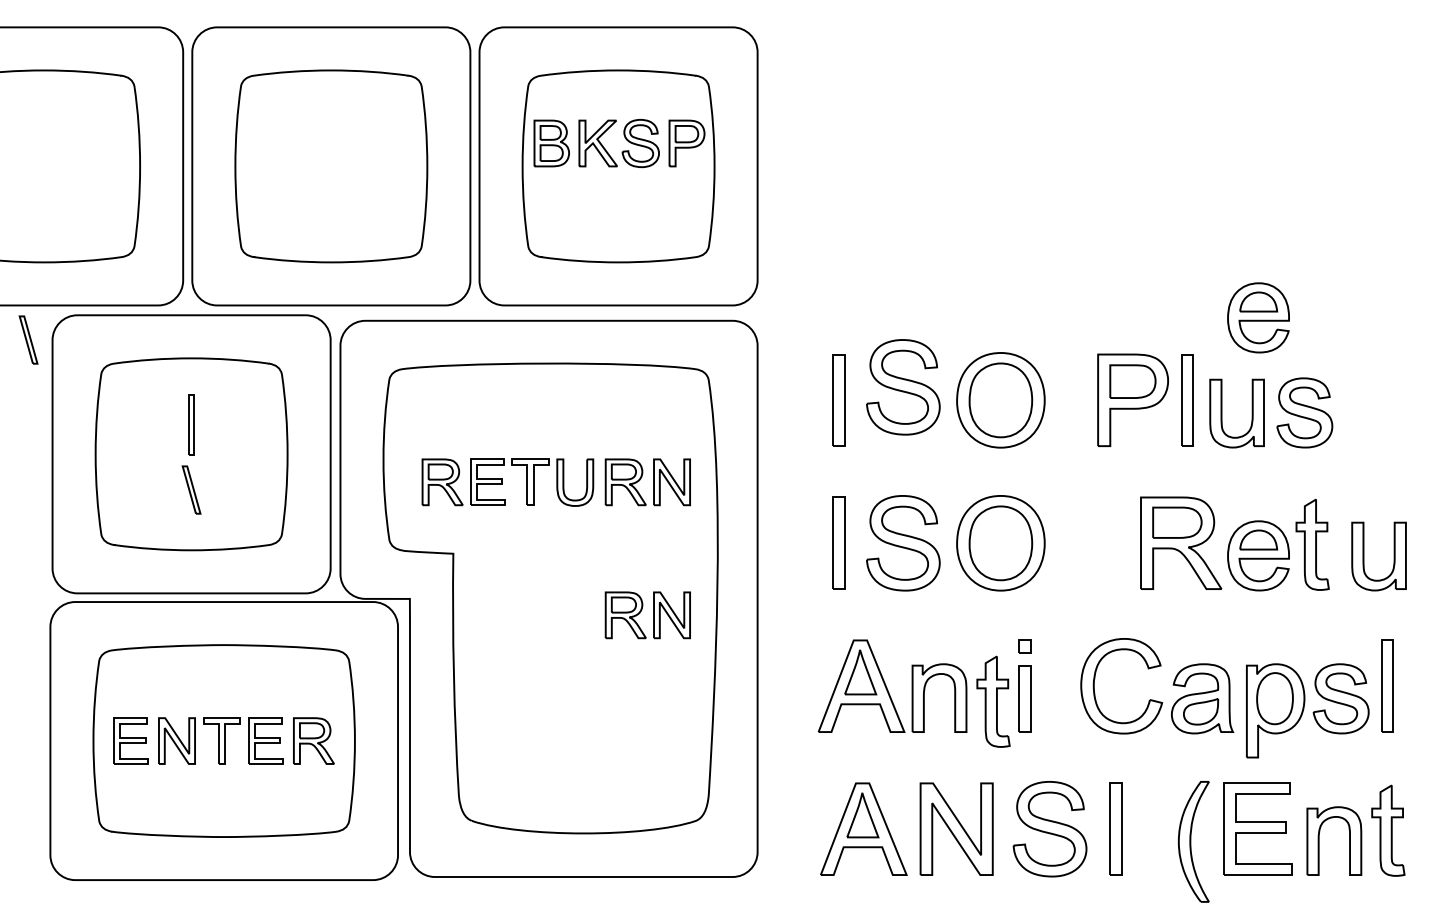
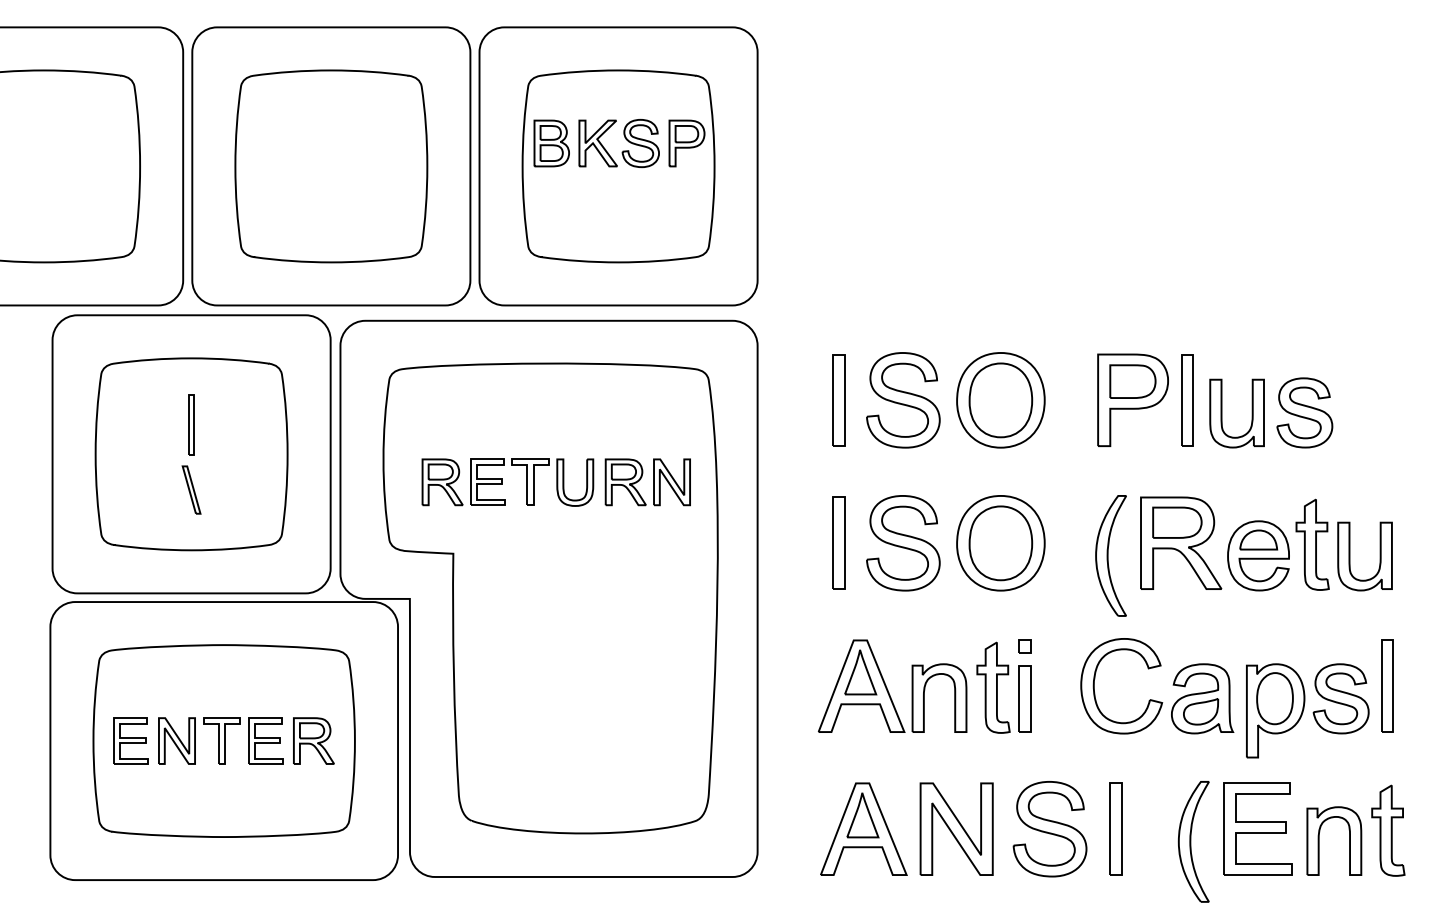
part: present -> none (1258, 317)
part: present -> none (28, 339)
part position: (903, 387) -> (903, 400) (903, 400)
part: none -> present (1110, 555)
part position: (1364, 556) -> (1350, 556) (1350, 556)
part: present -> none (647, 615)
part position: (993, 701) -> (993, 687) (993, 687)
